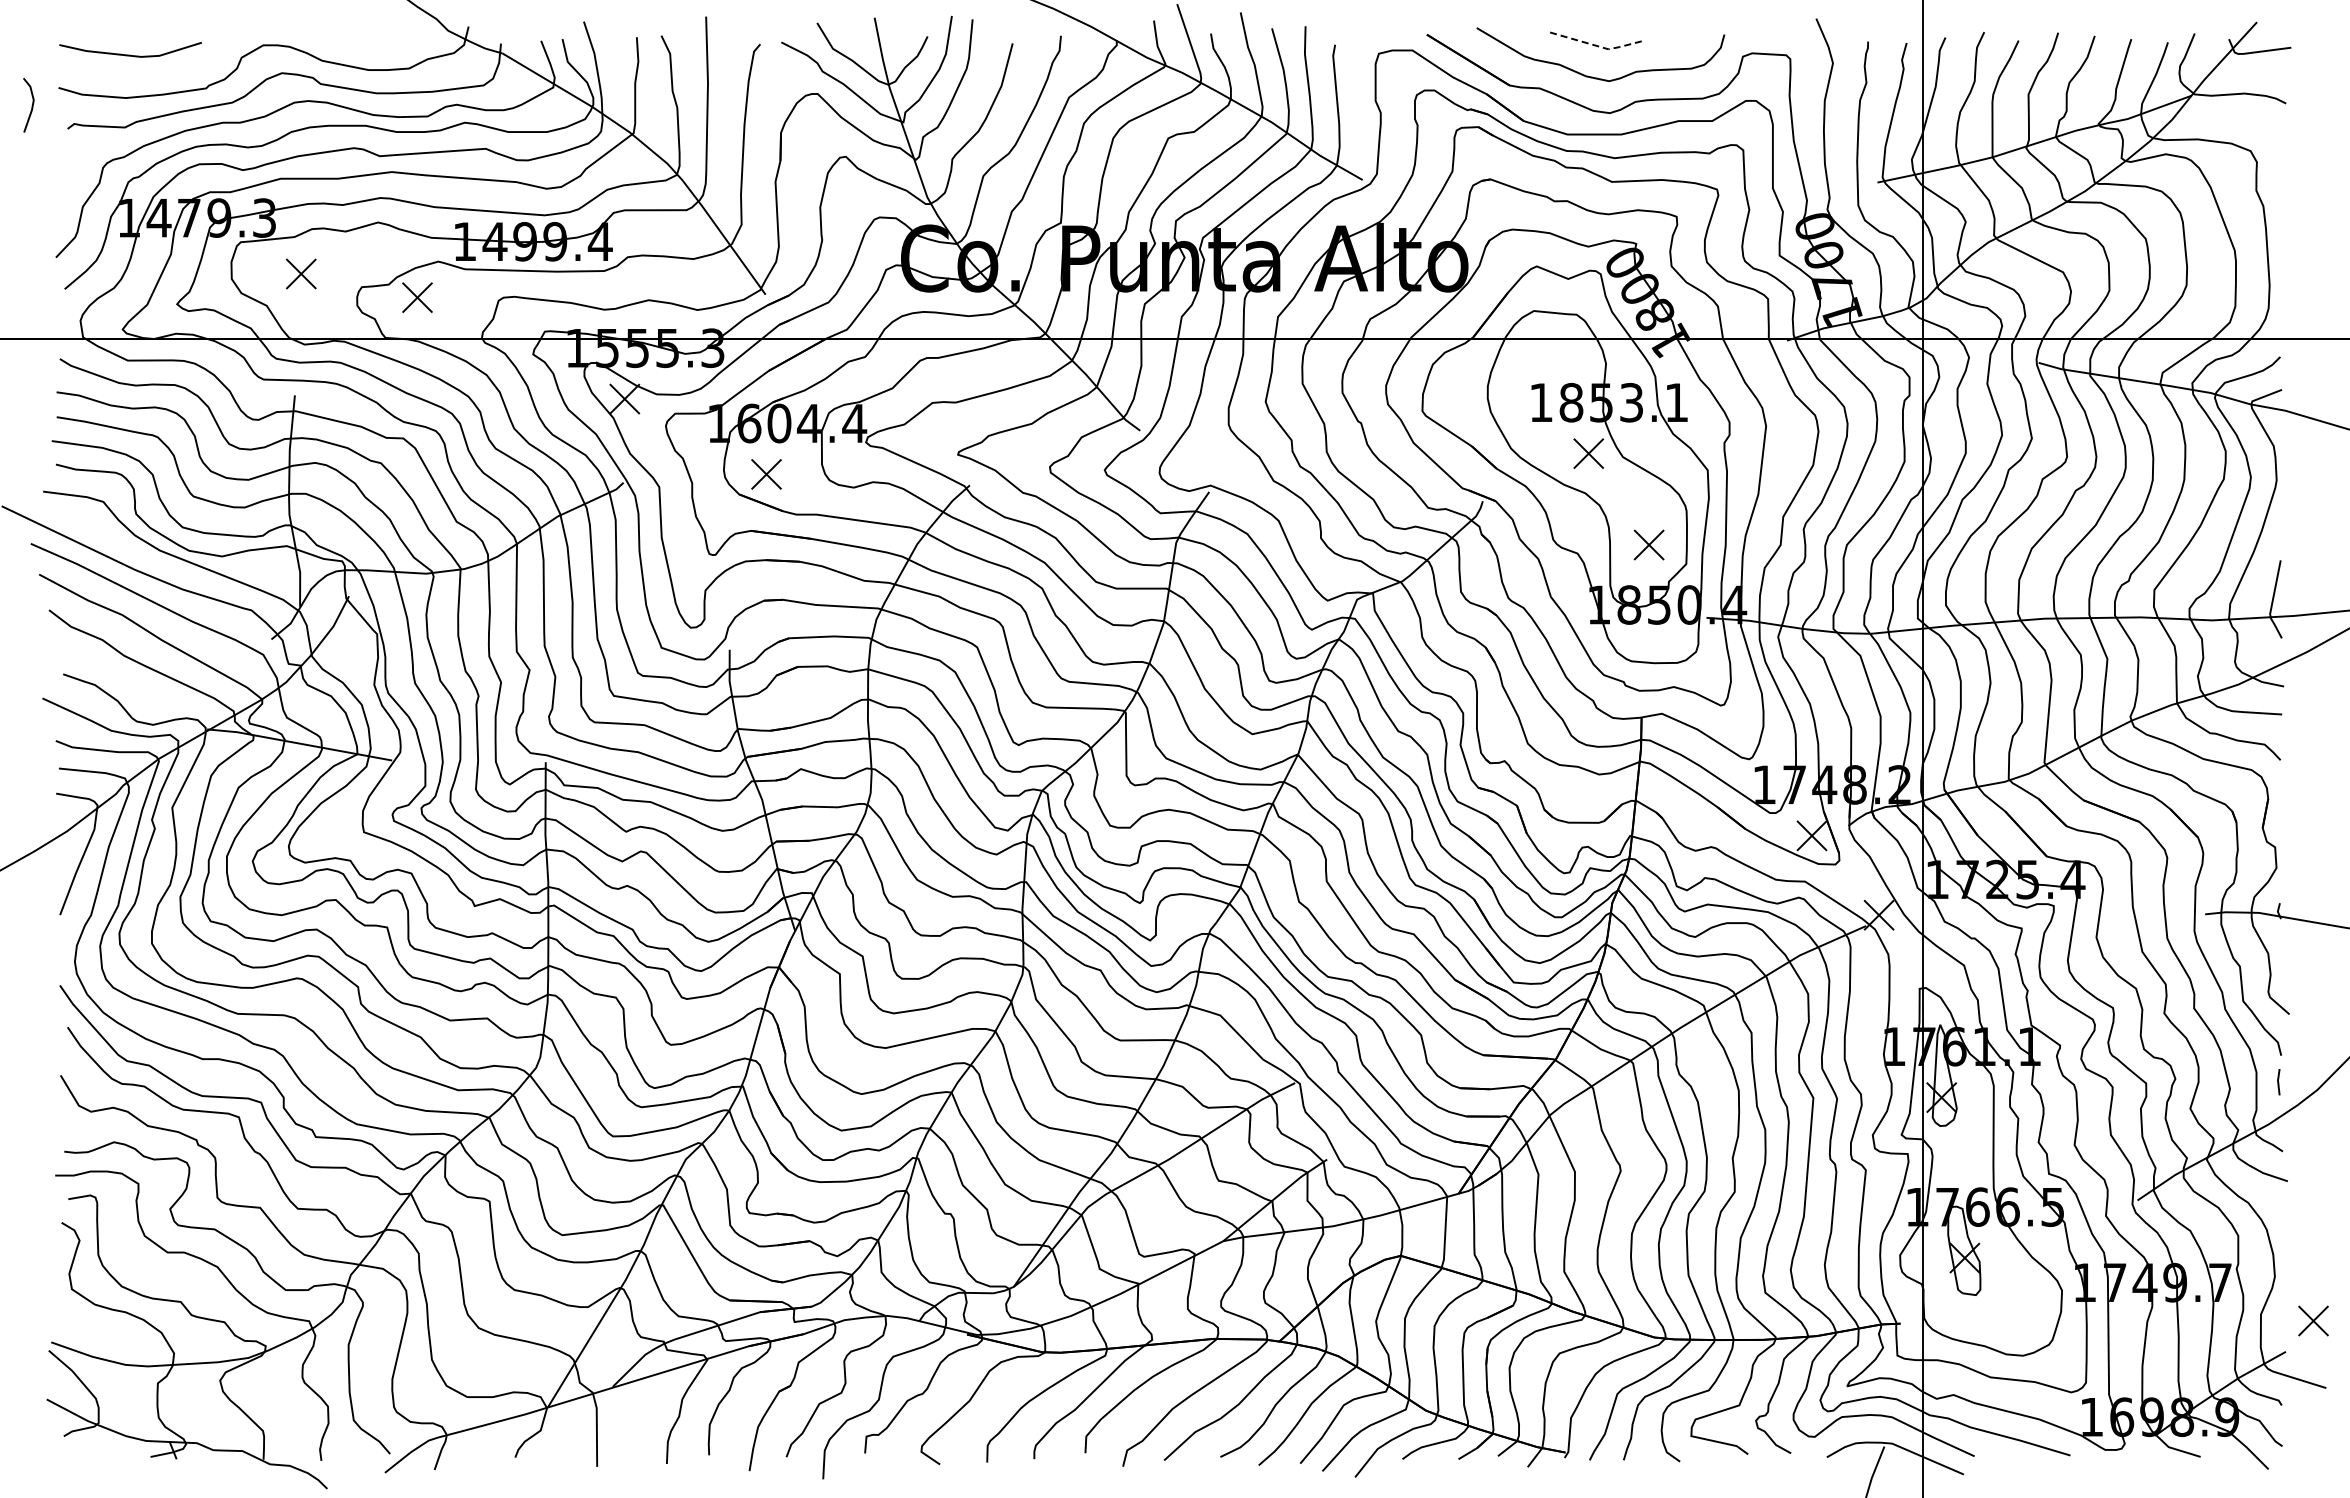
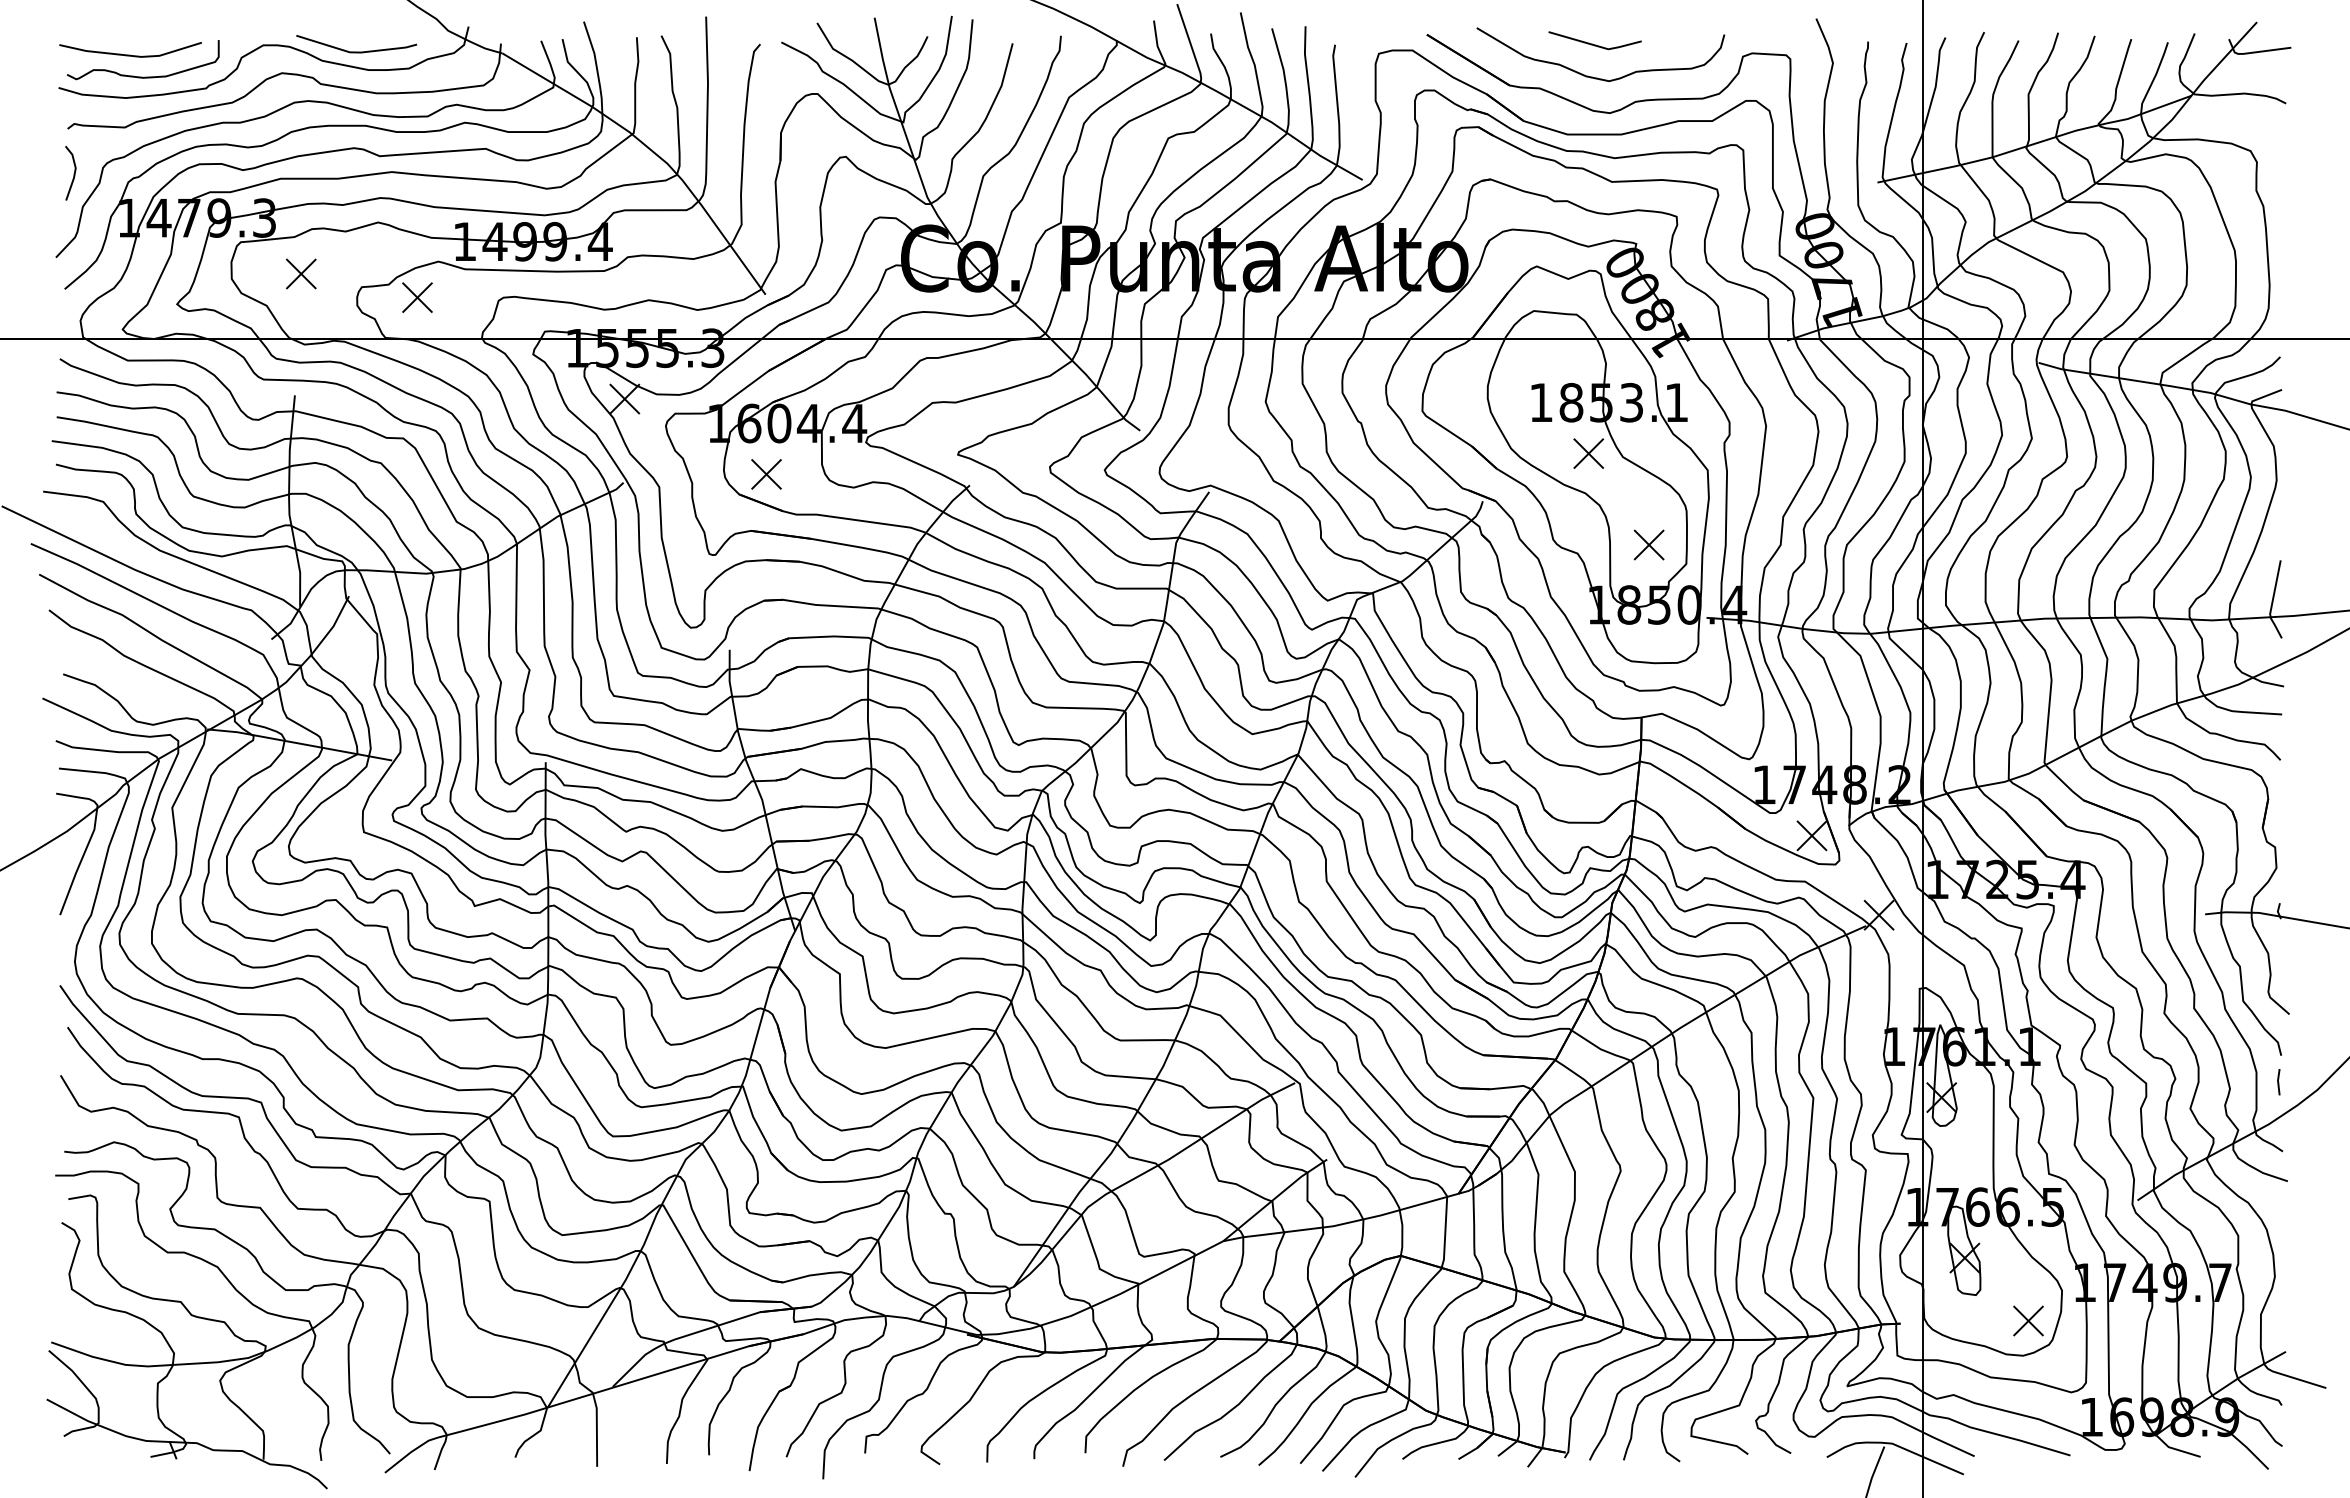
line: dashed -> solid (1596, 45)
line: none -> present (356, 51)
curve: none -> present (142, 76)
line position: (31, 105) -> (73, 173) (73, 173)
part position: (2313, 1320) -> (2028, 1320) (2028, 1320)
